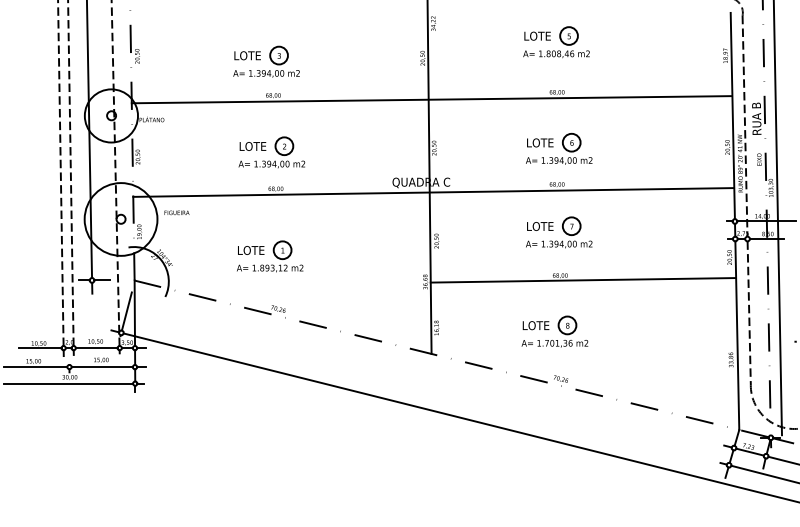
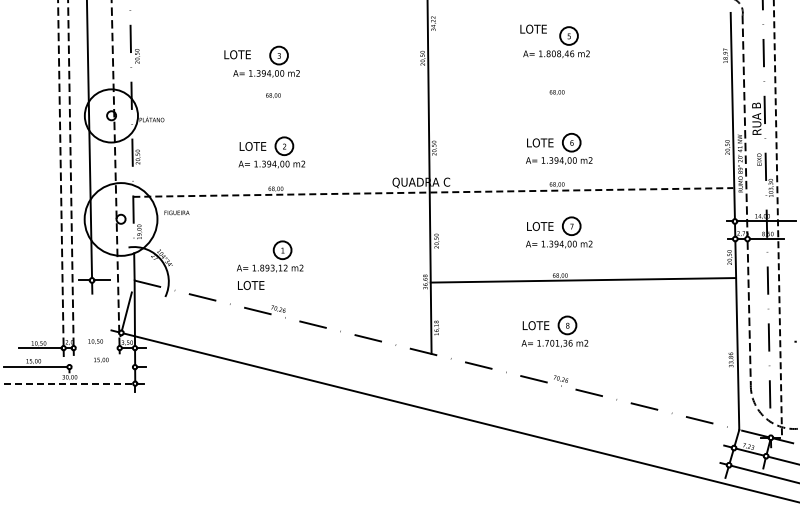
text position: (537, 35) -> (533, 28) (533, 28)
text position: (247, 55) -> (237, 54) (237, 54)
line: present -> none (431, 99)
line: solid -> dashed (433, 192)
line: solid -> dashed (777, 217)
text position: (251, 250) -> (251, 285) (251, 285)
line: present -> none (96, 348)
line: present -> none (101, 367)
line: solid -> dashed (69, 383)
